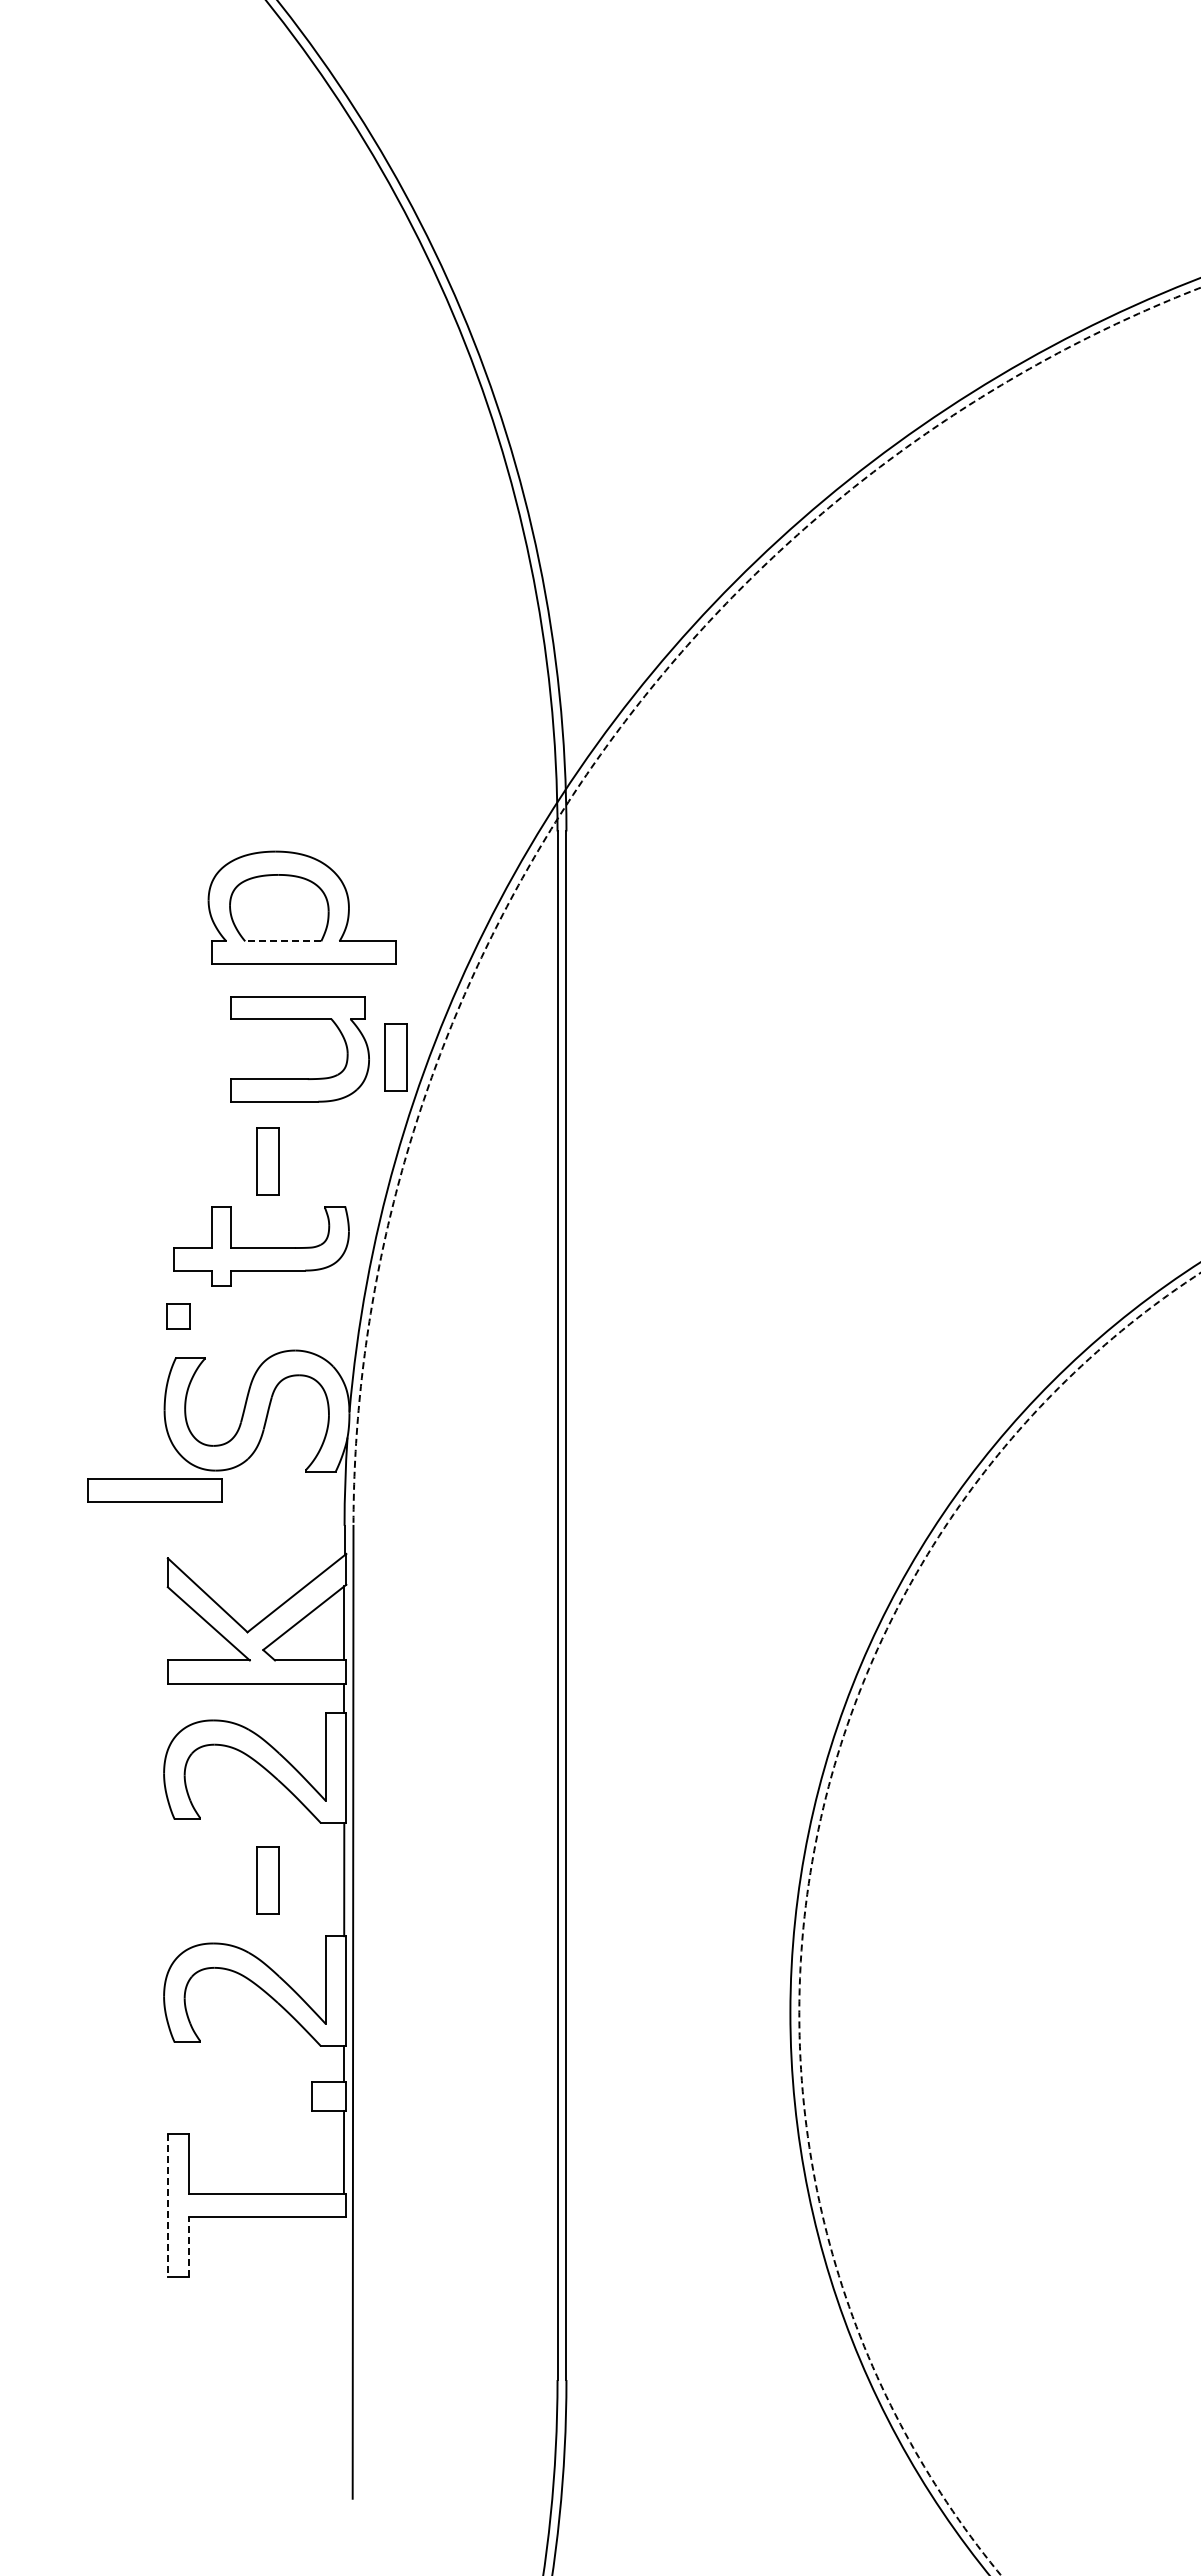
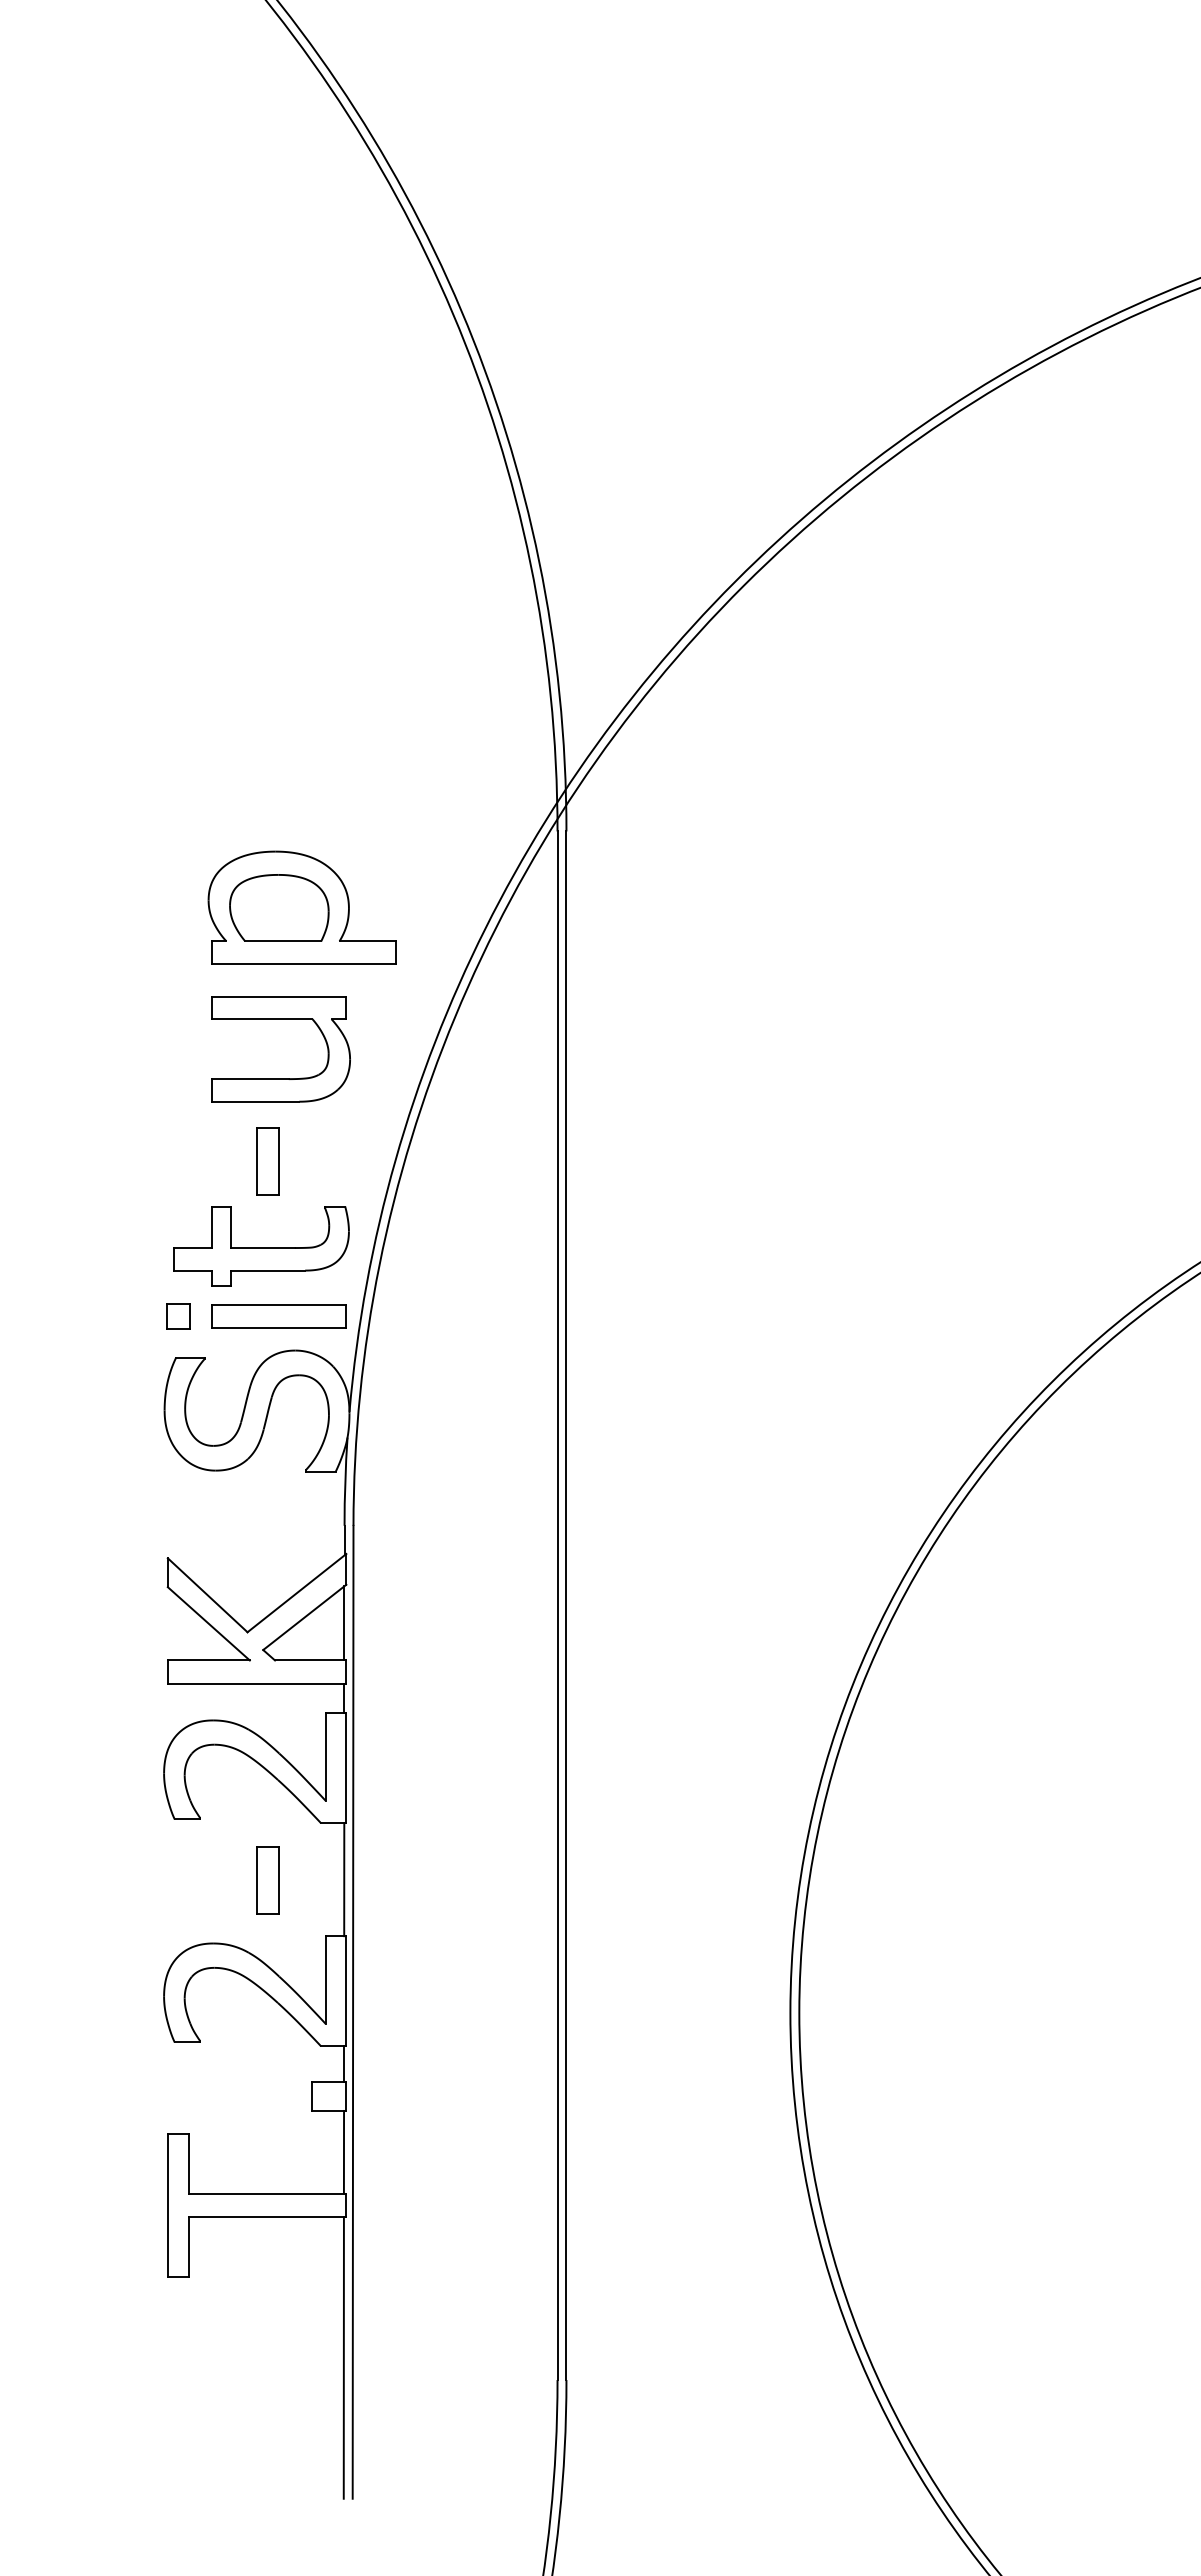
arc: dashed -> solid (585, 776)
line: dashed -> solid (282, 941)
part: present -> none (395, 1057)
part position: (299, 1078) -> (280, 1078) (280, 1078)
part position: (154, 1490) -> (278, 1316) (278, 1316)
arc: dashed -> solid (809, 1878)
line: dashed -> solid (167, 2205)
line: dashed -> solid (188, 2247)
line: none -> present (343, 2357)
